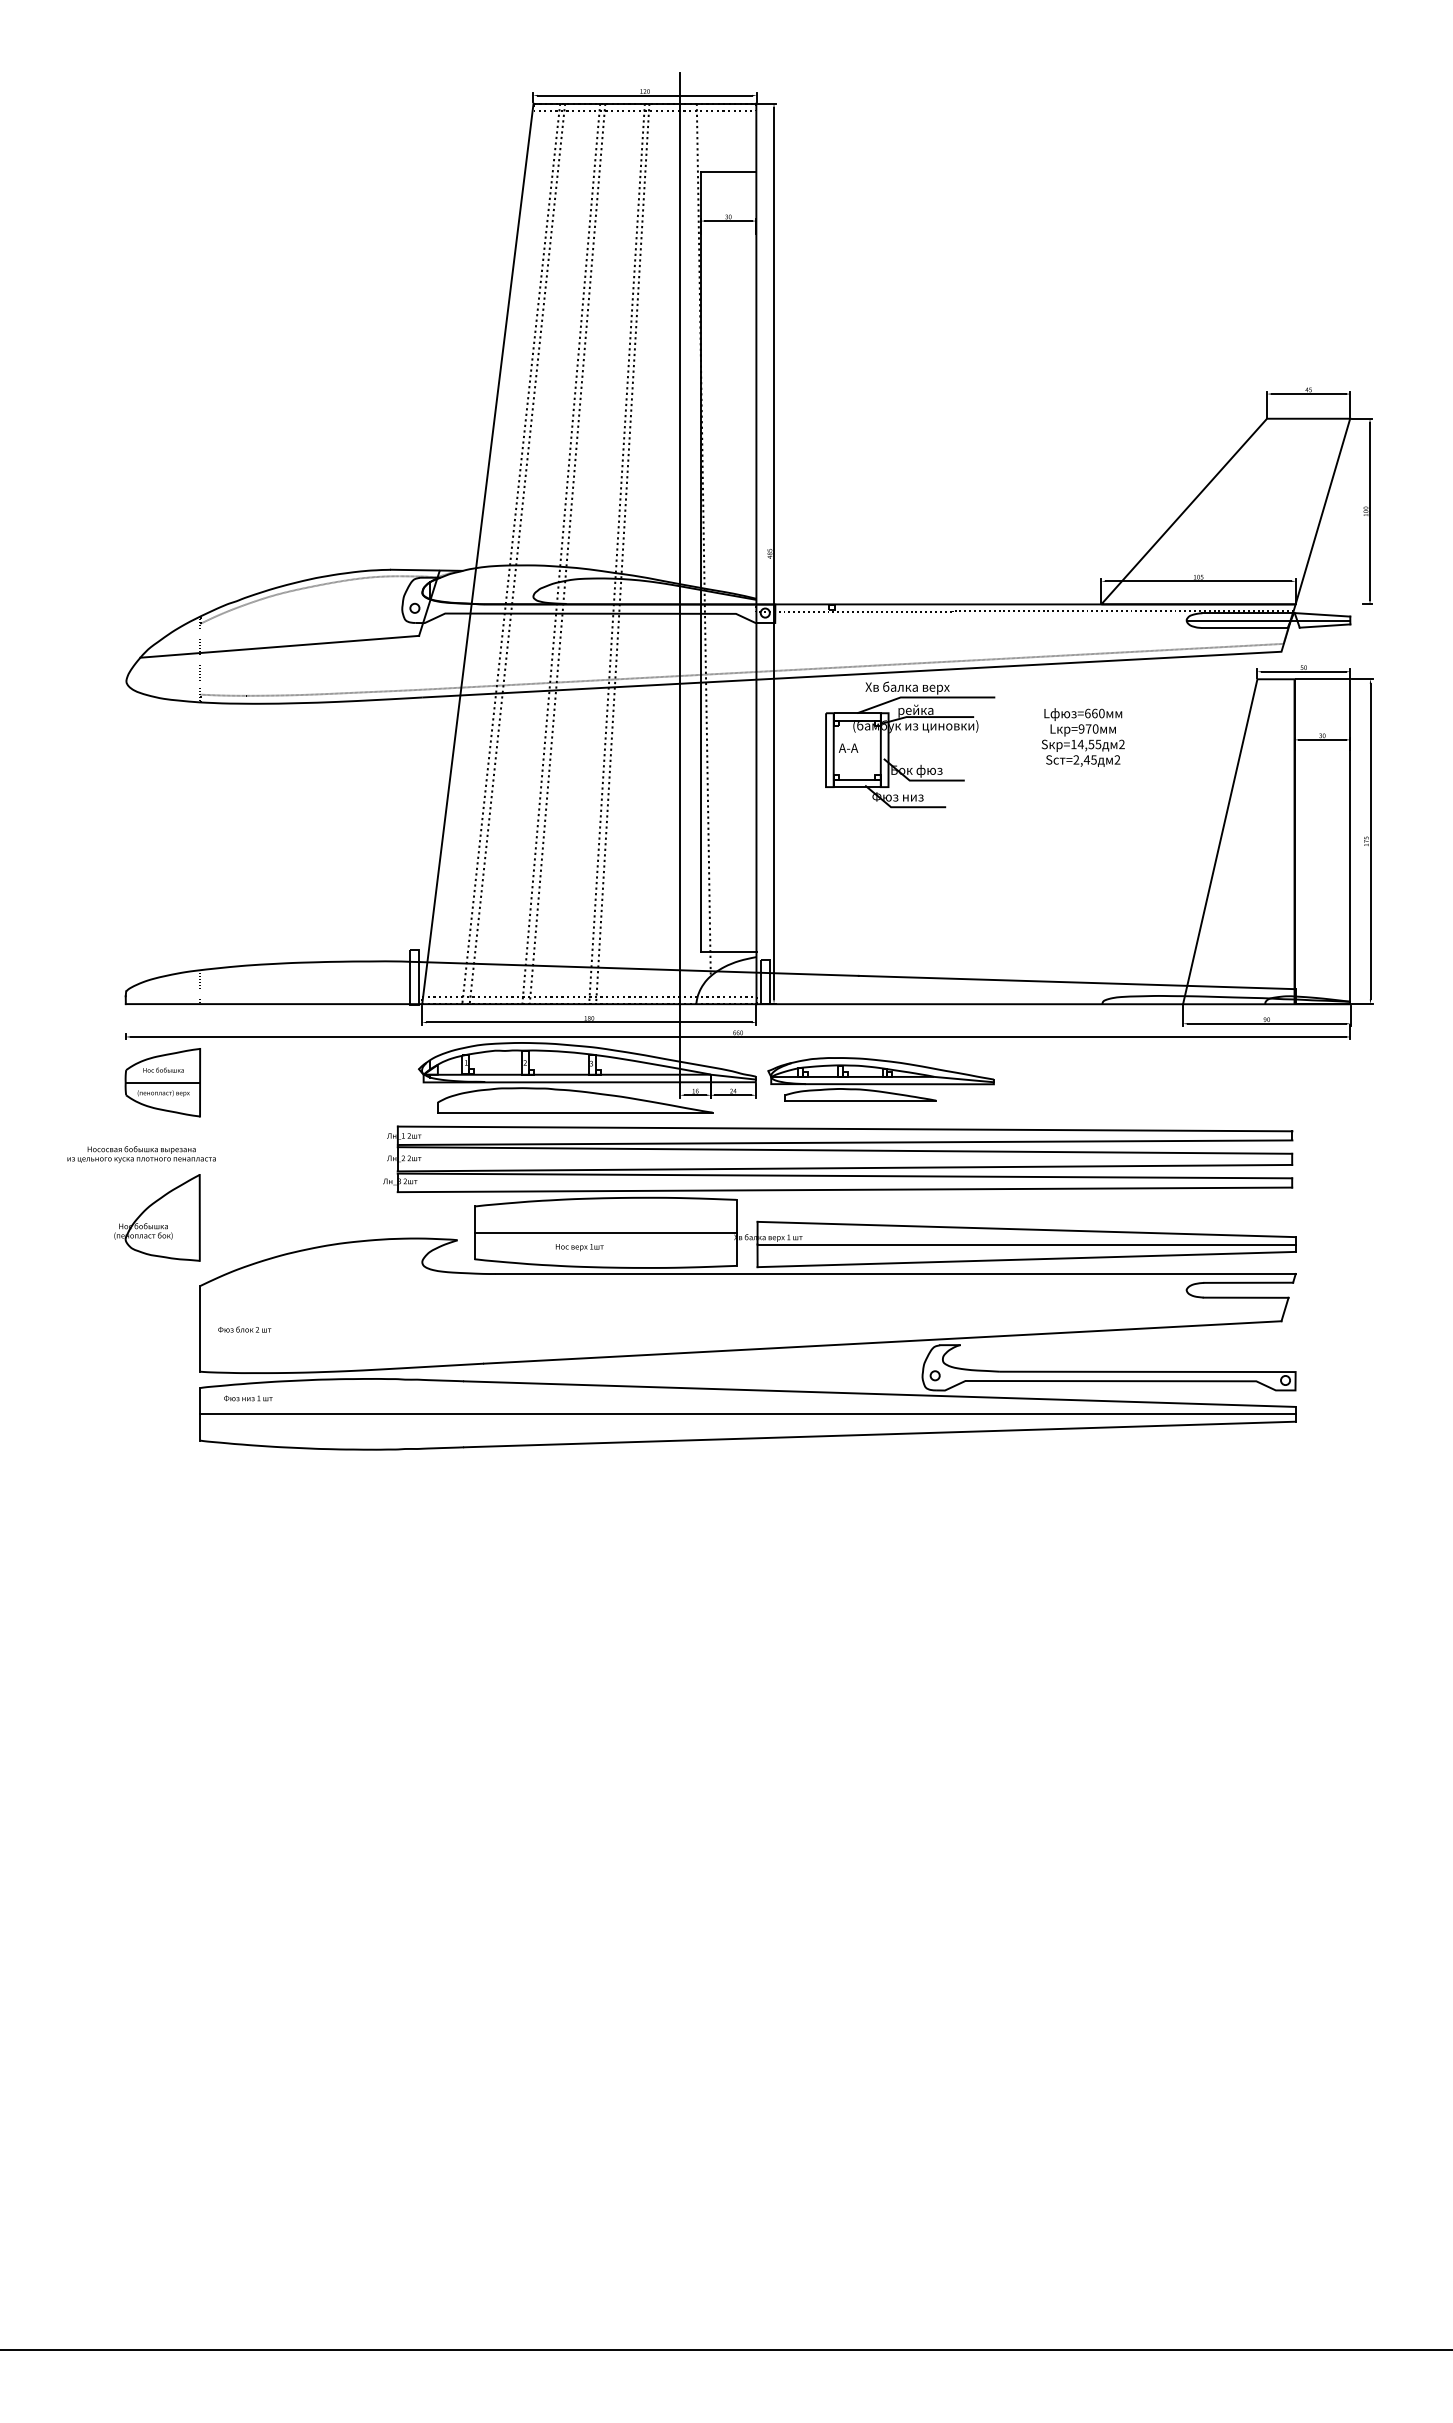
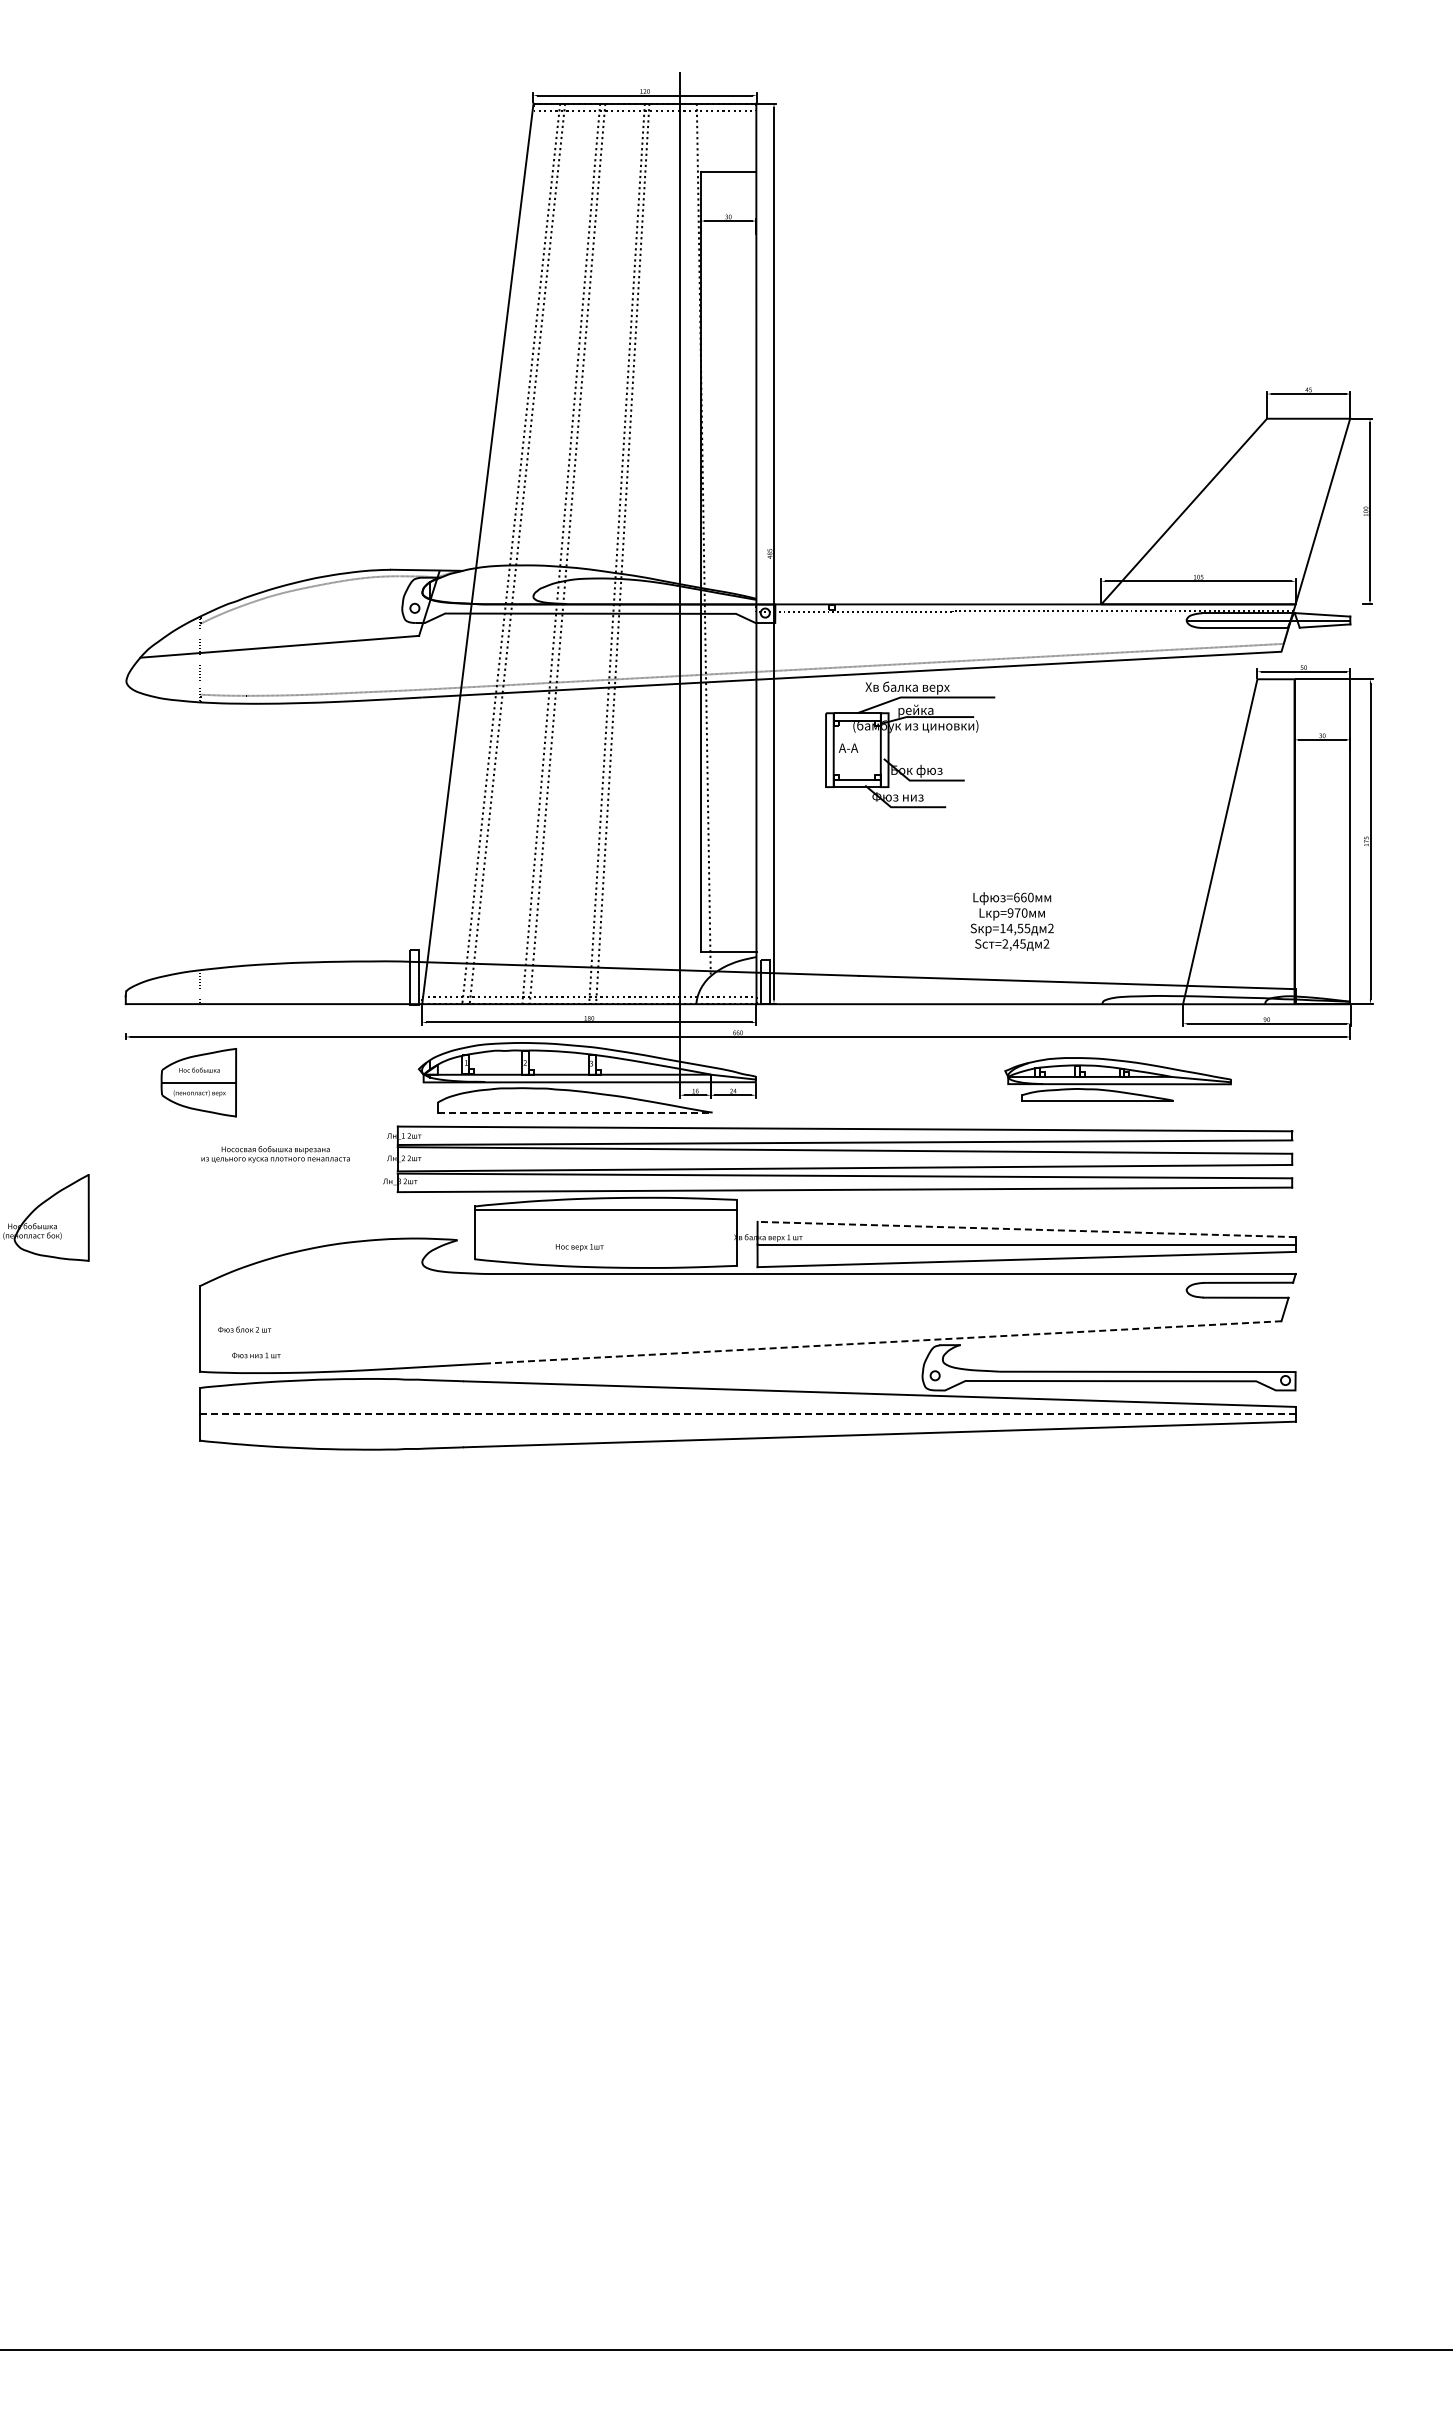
text position: (1082, 737) -> (1011, 921) (1011, 921)
part position: (880, 1079) -> (1117, 1079) (1117, 1079)
part position: (162, 1082) -> (198, 1082) (198, 1082)
line: solid -> dashed (575, 1112)
text position: (141, 1154) -> (275, 1154) (275, 1154)
part position: (157, 1217) -> (46, 1217) (46, 1217)
line: solid -> dashed (1026, 1229)
line position: (605, 1232) -> (605, 1209) (605, 1209)
line: solid -> dashed (883, 1342)
text position: (248, 1398) -> (256, 1355) (256, 1355)
line: solid -> dashed (747, 1414)
